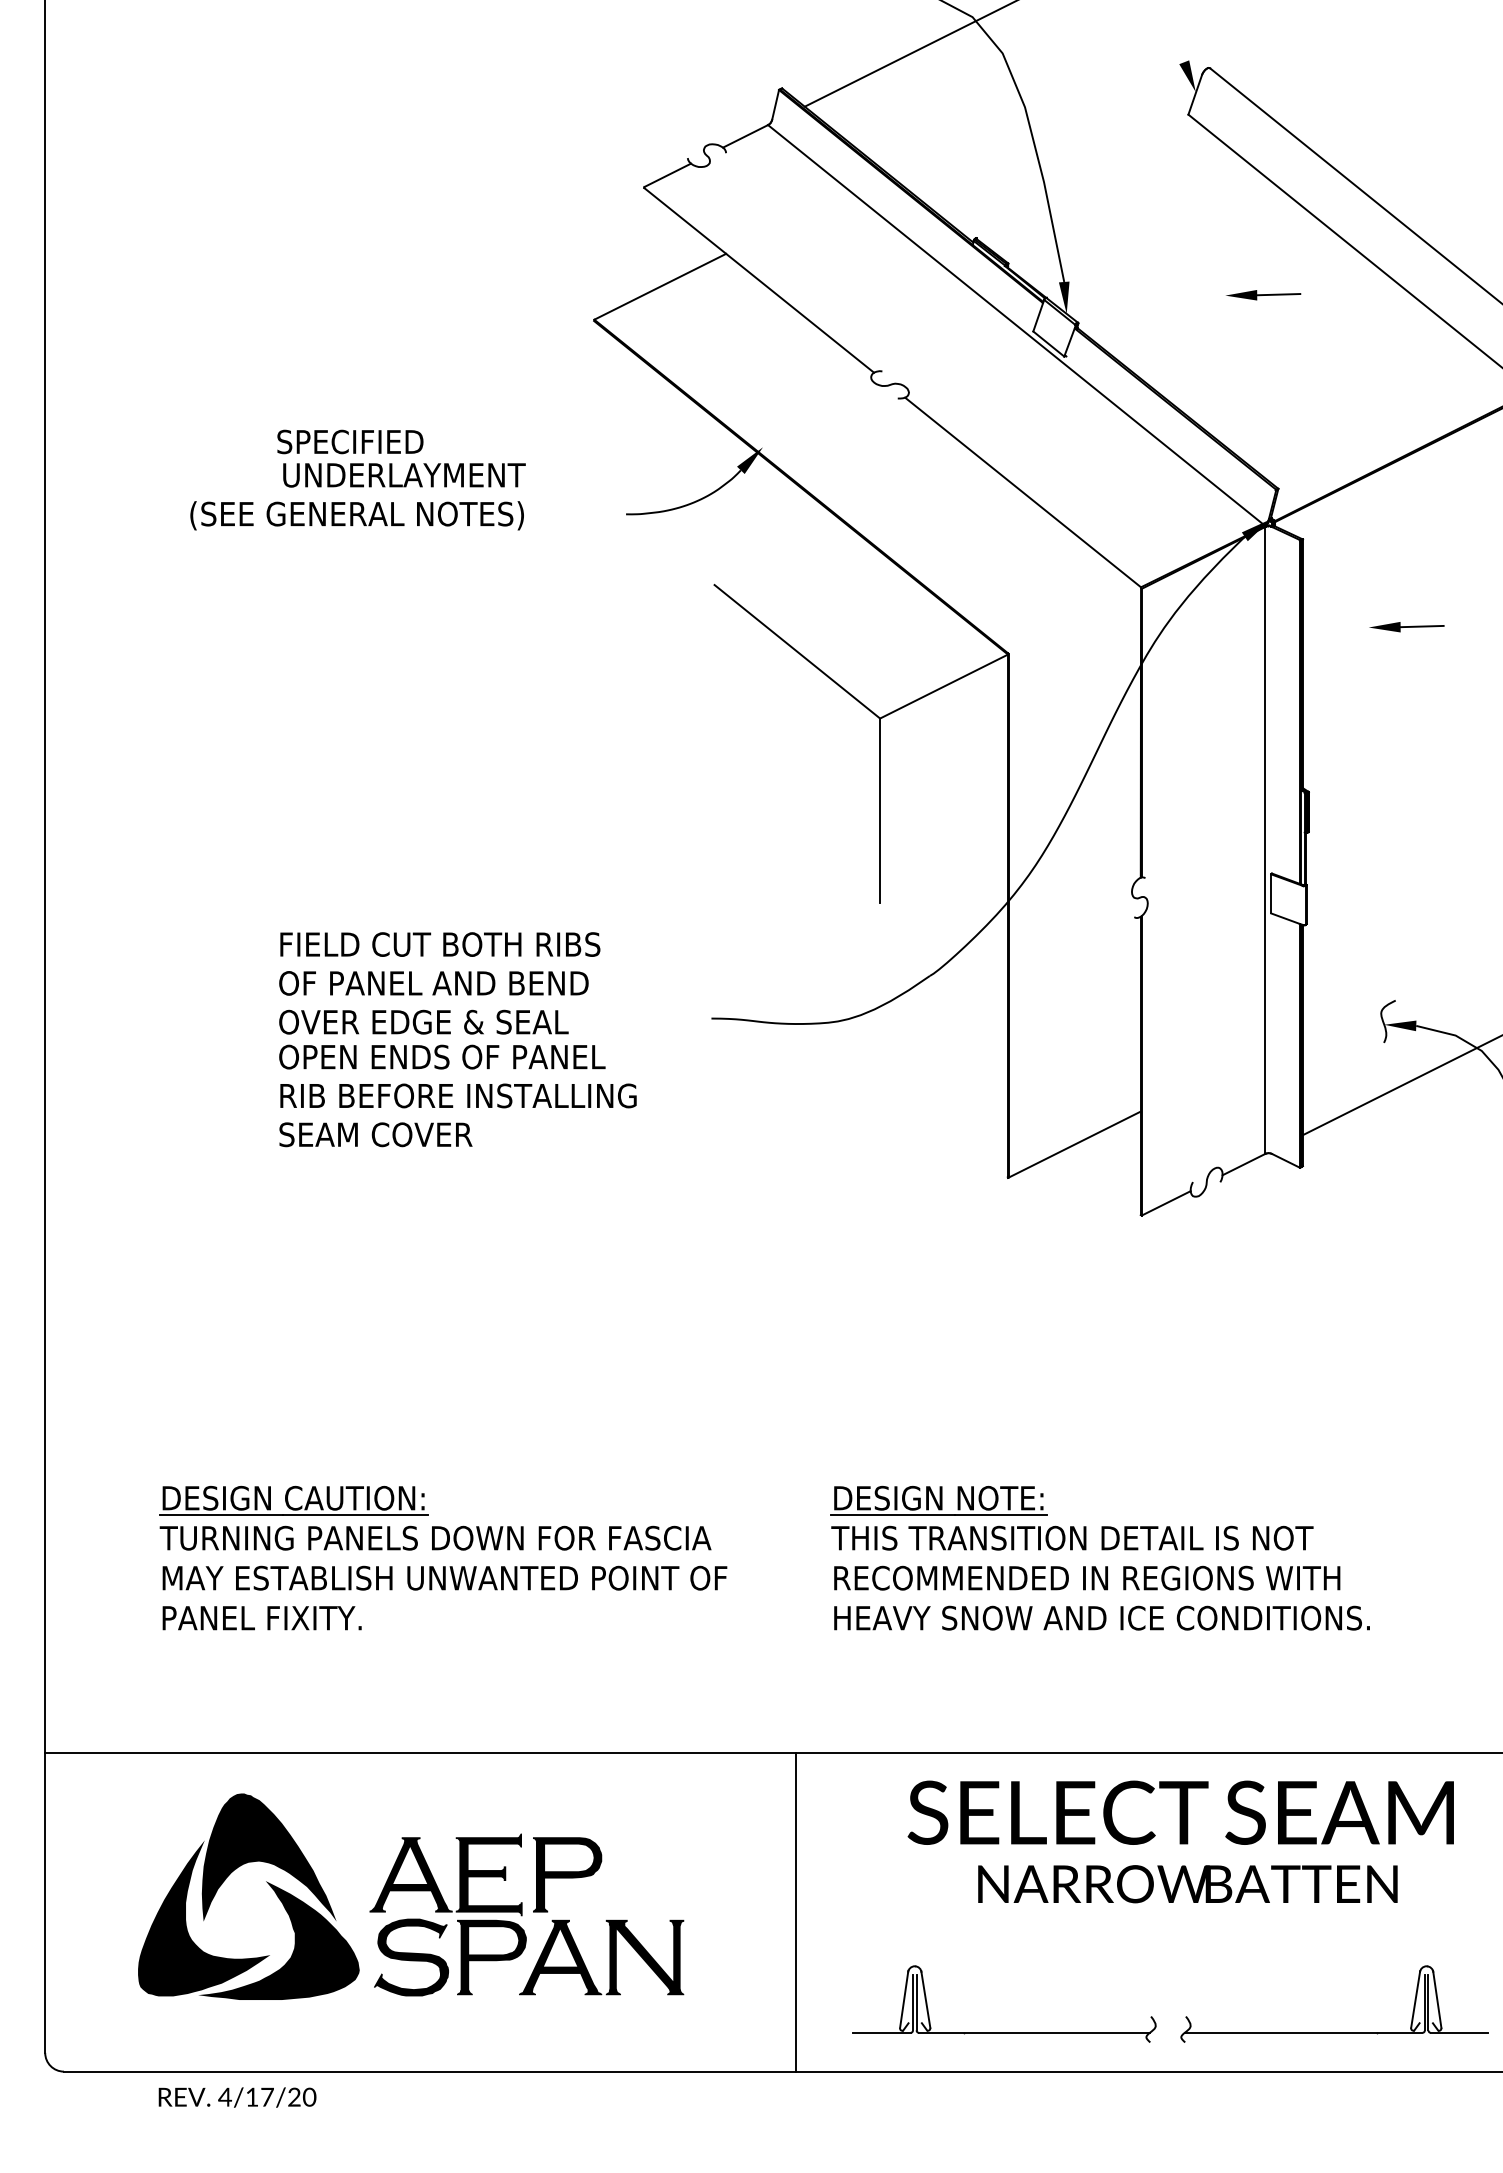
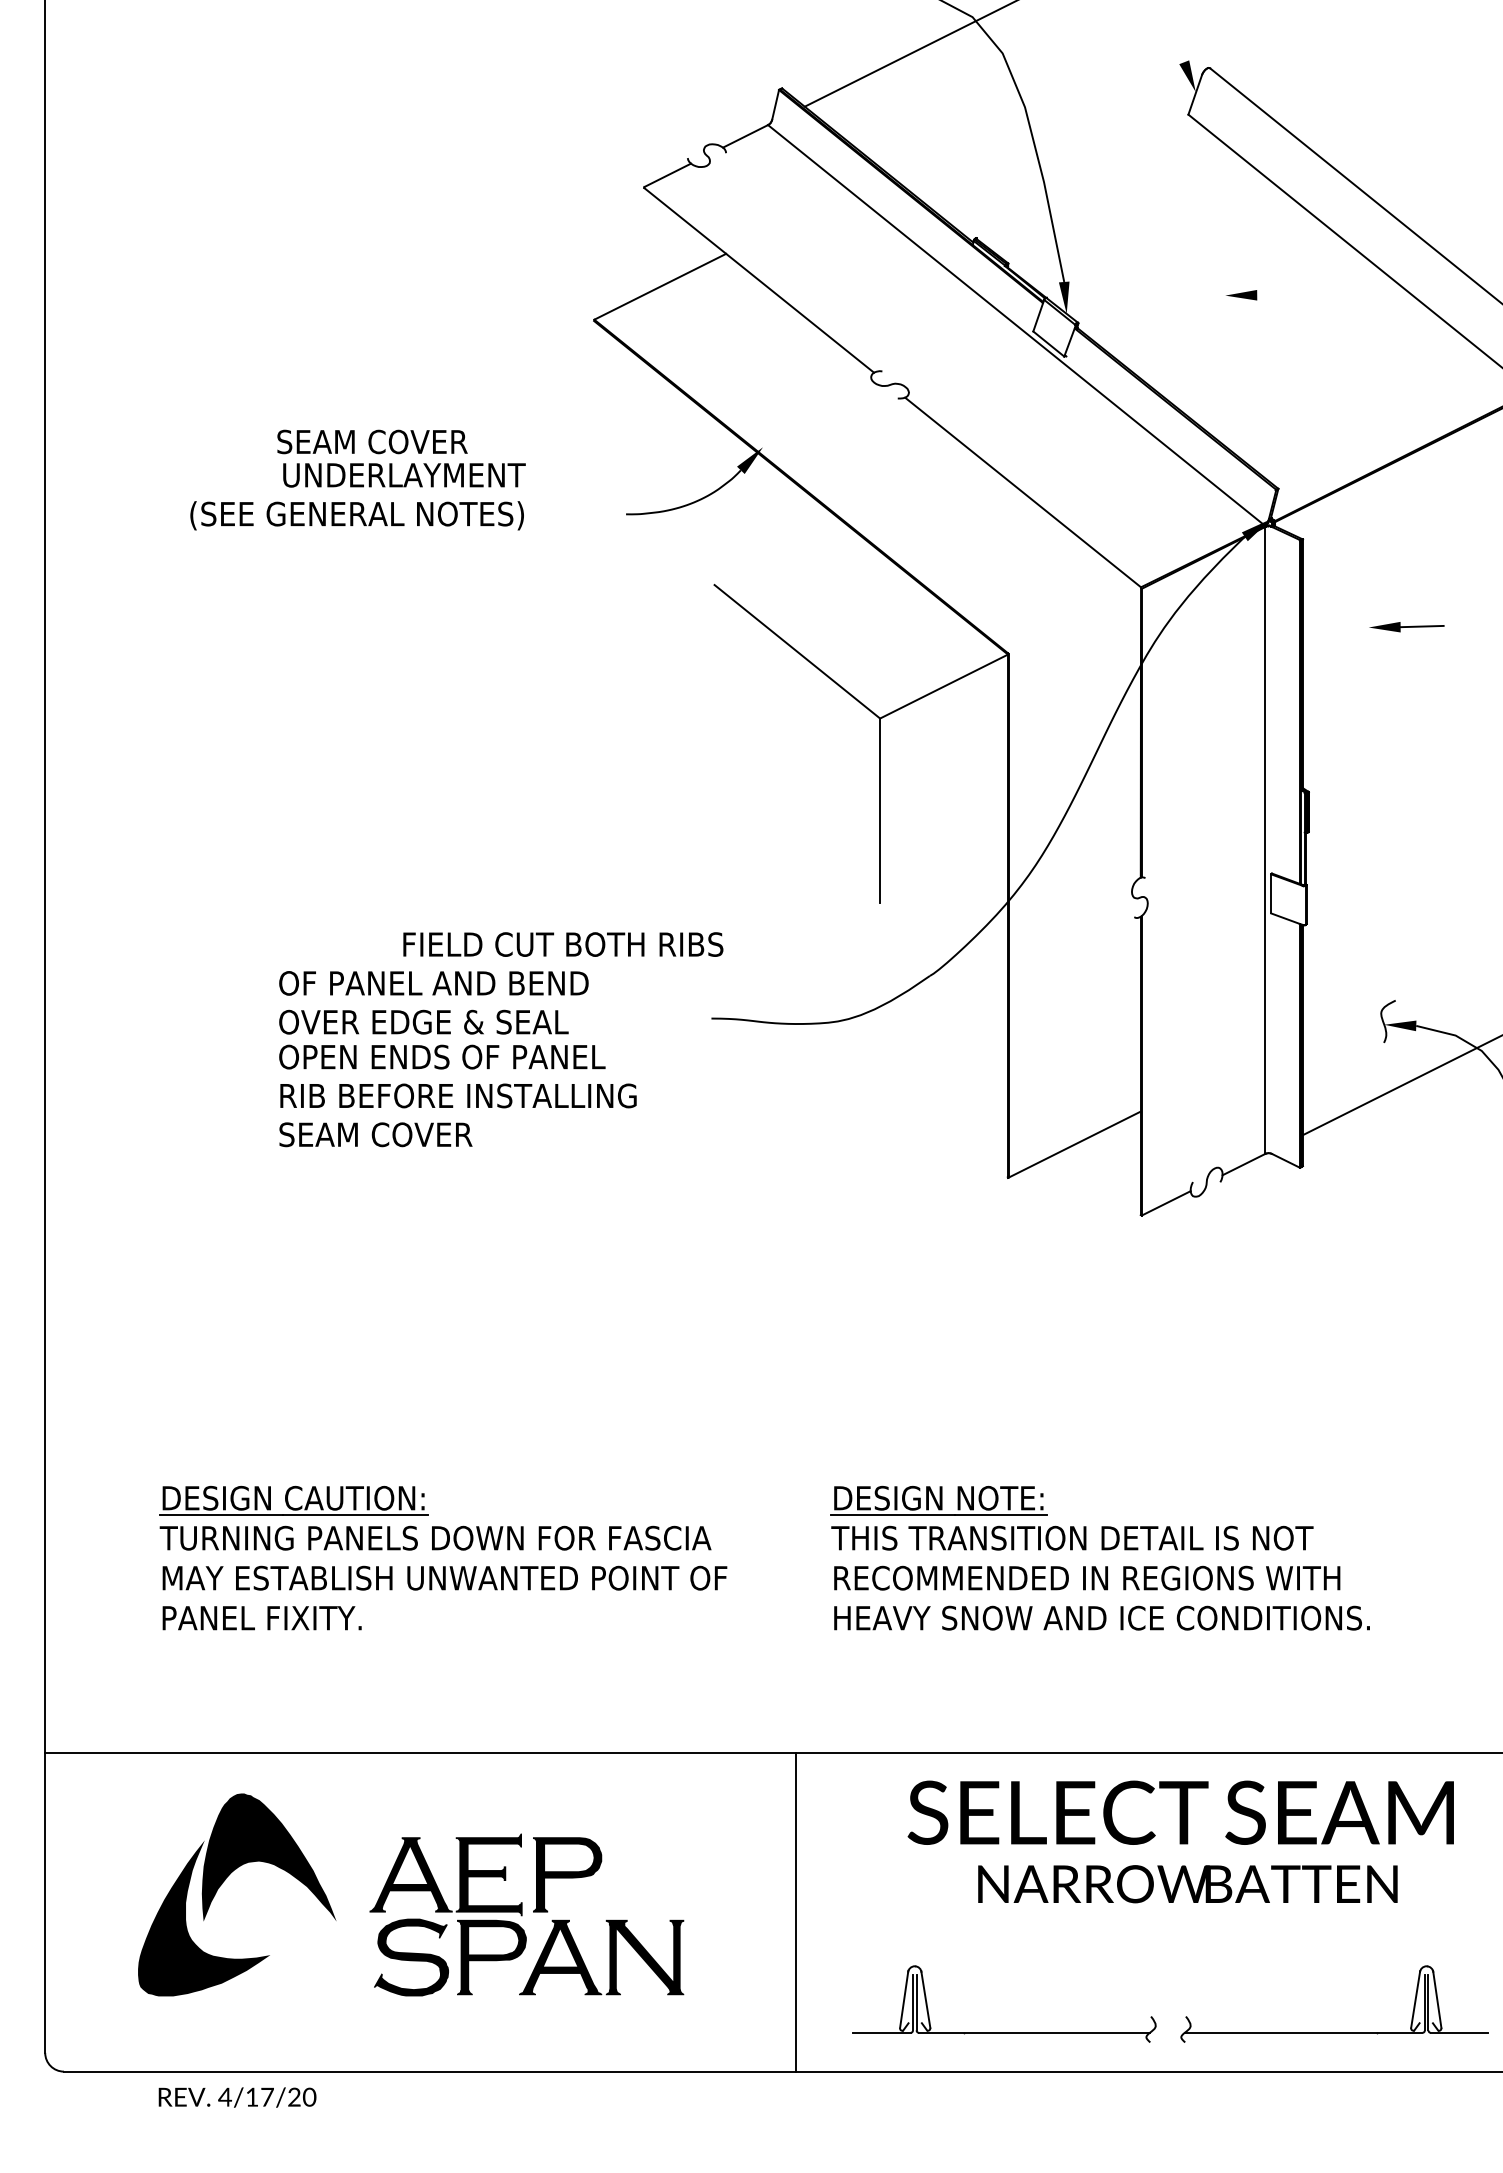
line: present -> none (1278, 294)
text: SPECIFIED -> SEAM COVER (383, 441)
text position: (440, 944) -> (563, 944) (563, 944)
fill: present -> none (278, 1940)
